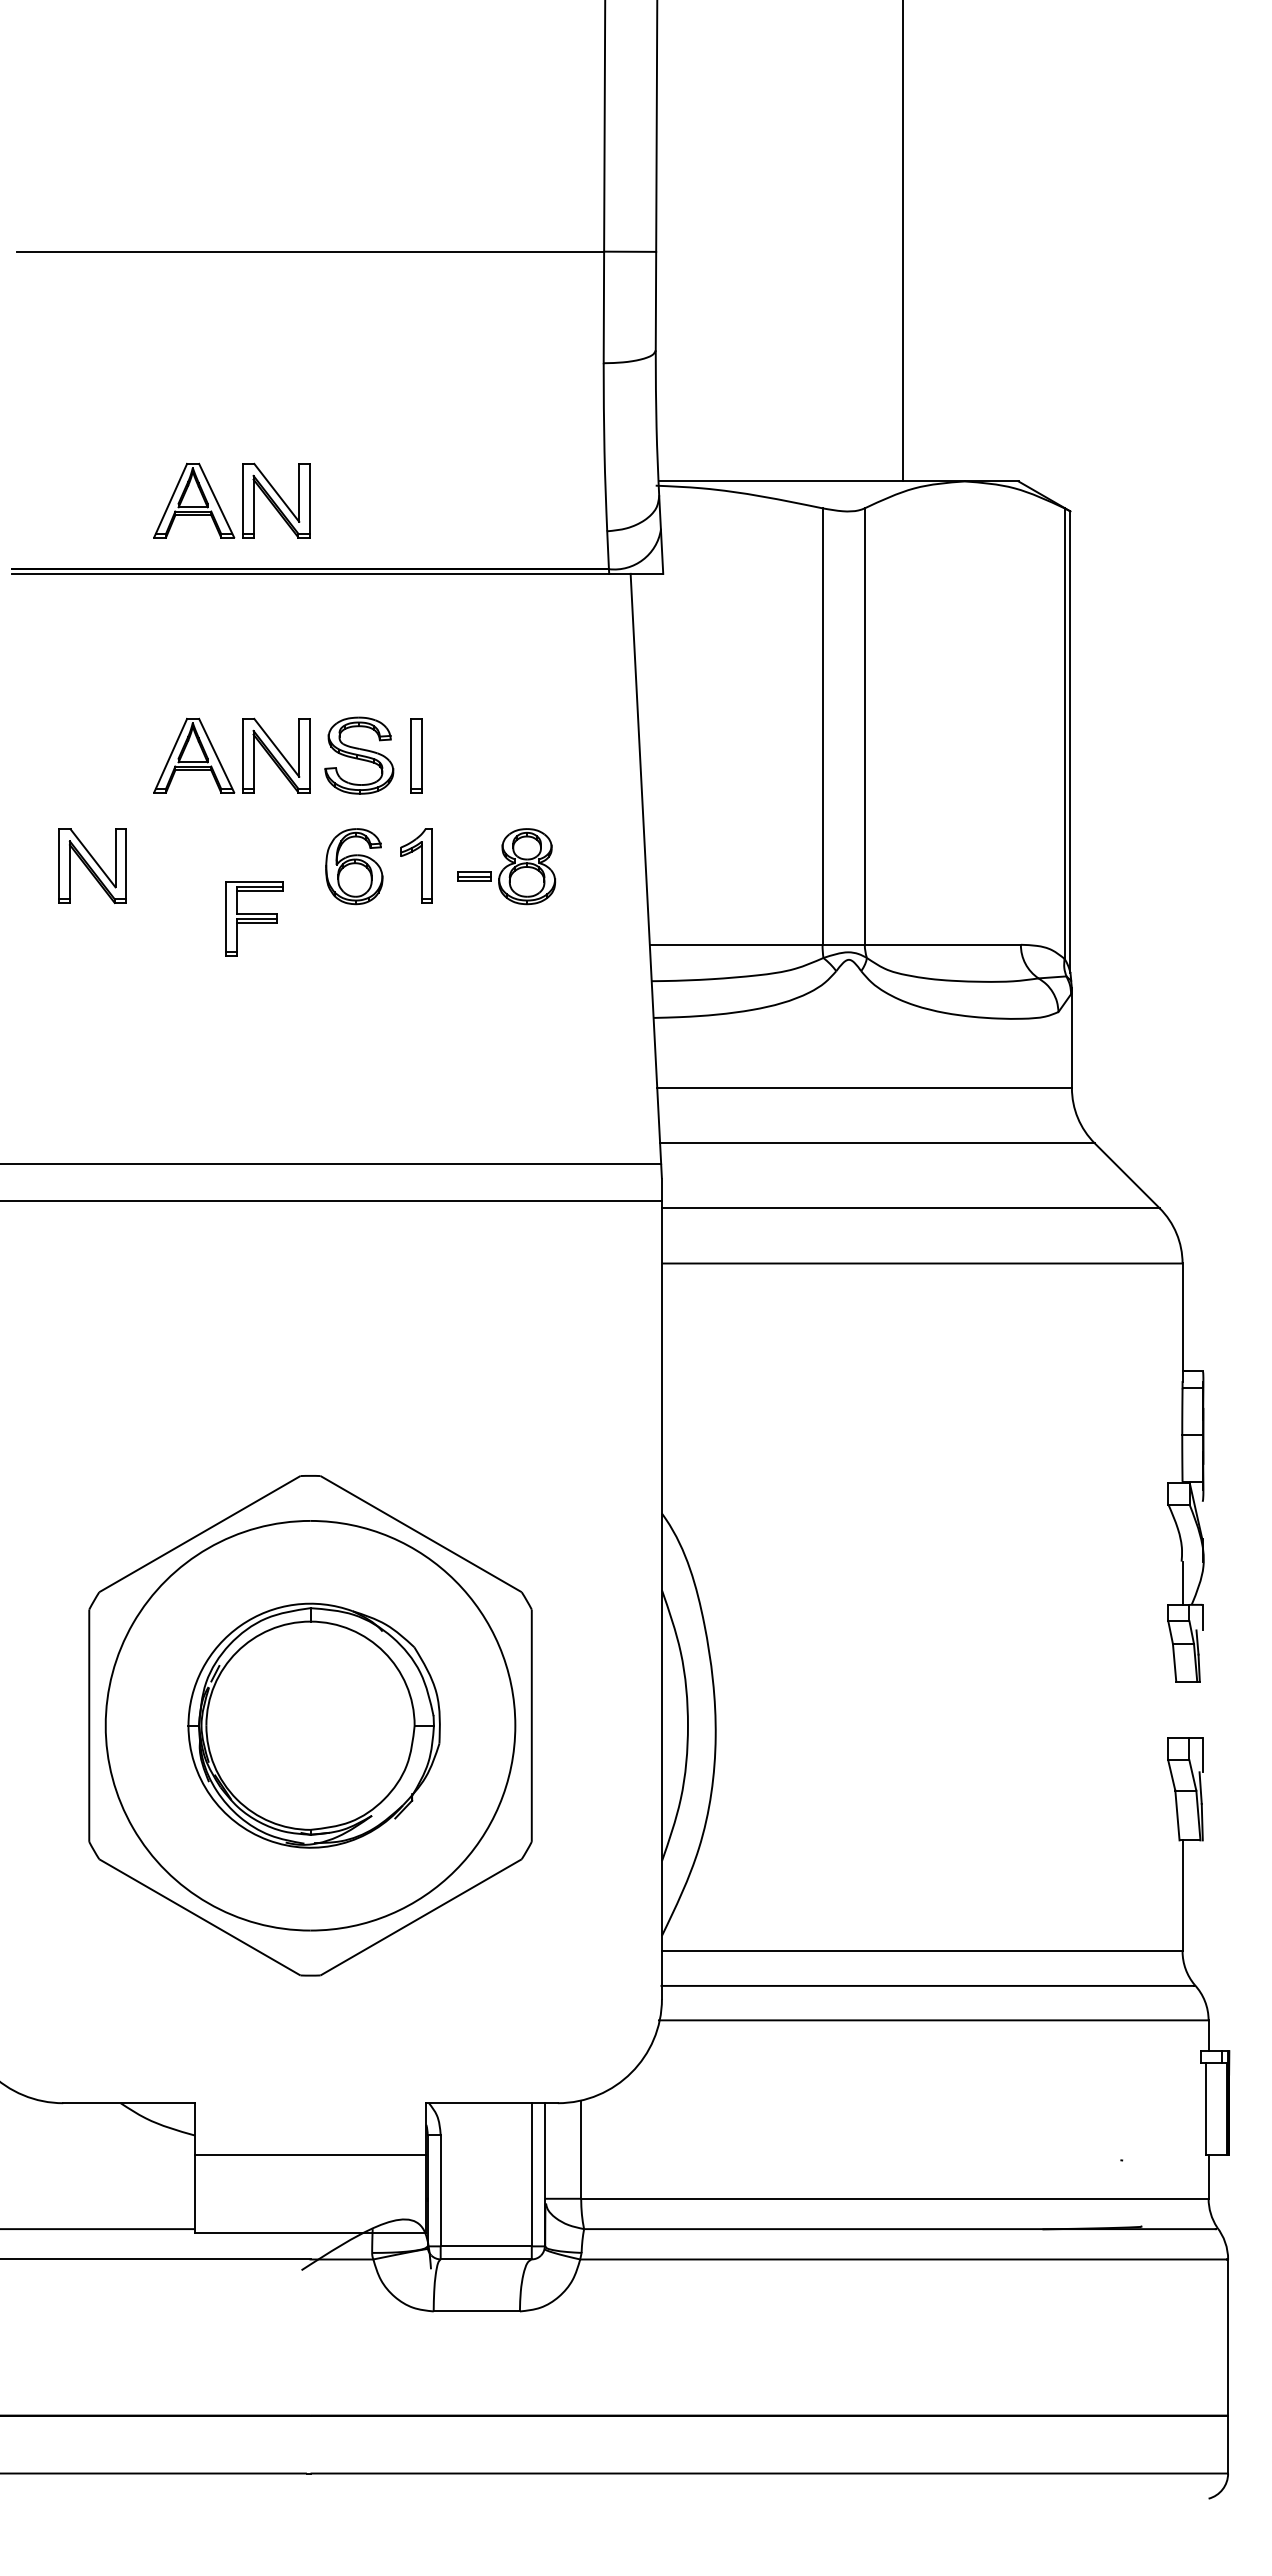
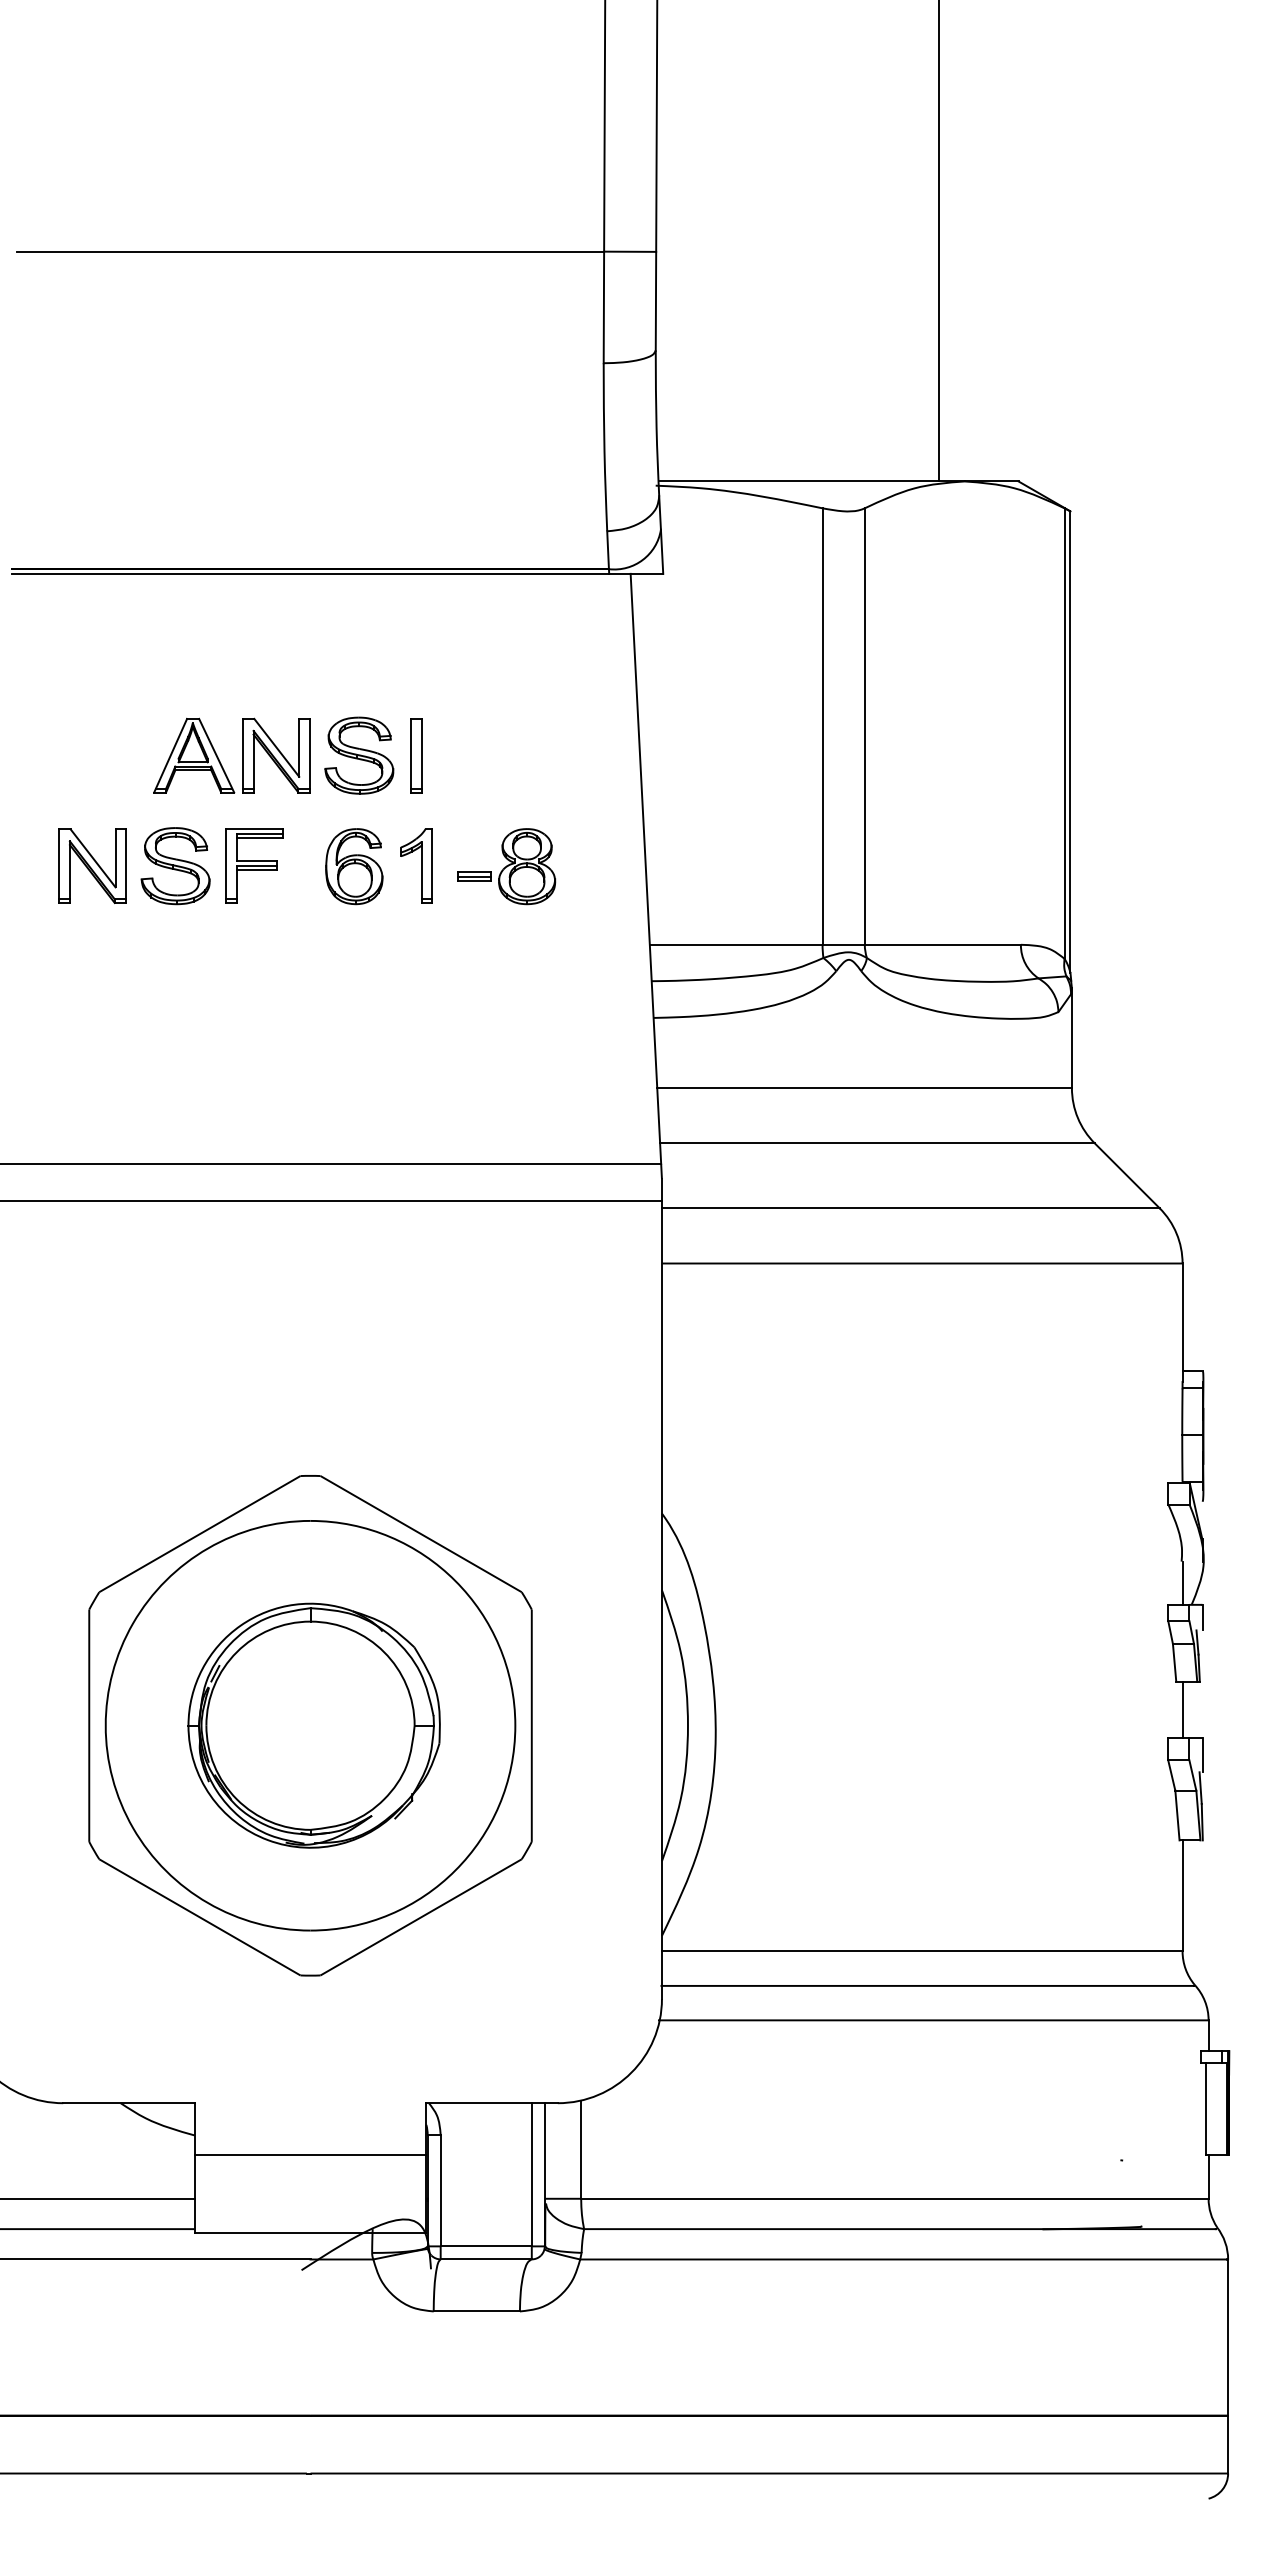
line position: (903, 241) -> (939, 241) (939, 241)
part: present -> none (242, 500)
part: none -> present (175, 866)
part position: (254, 918) -> (254, 865) (254, 865)
line: none -> present (1182, 1709)
line: none -> present (98, 2198)
